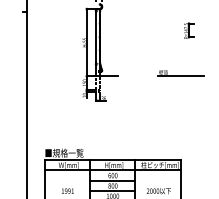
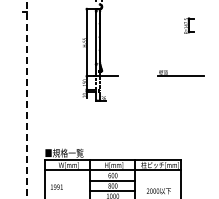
part position: (189, 30) -> (189, 25) (189, 25)
line: solid -> dashed (27, 99)
text position: (67, 190) -> (56, 186) (56, 186)
